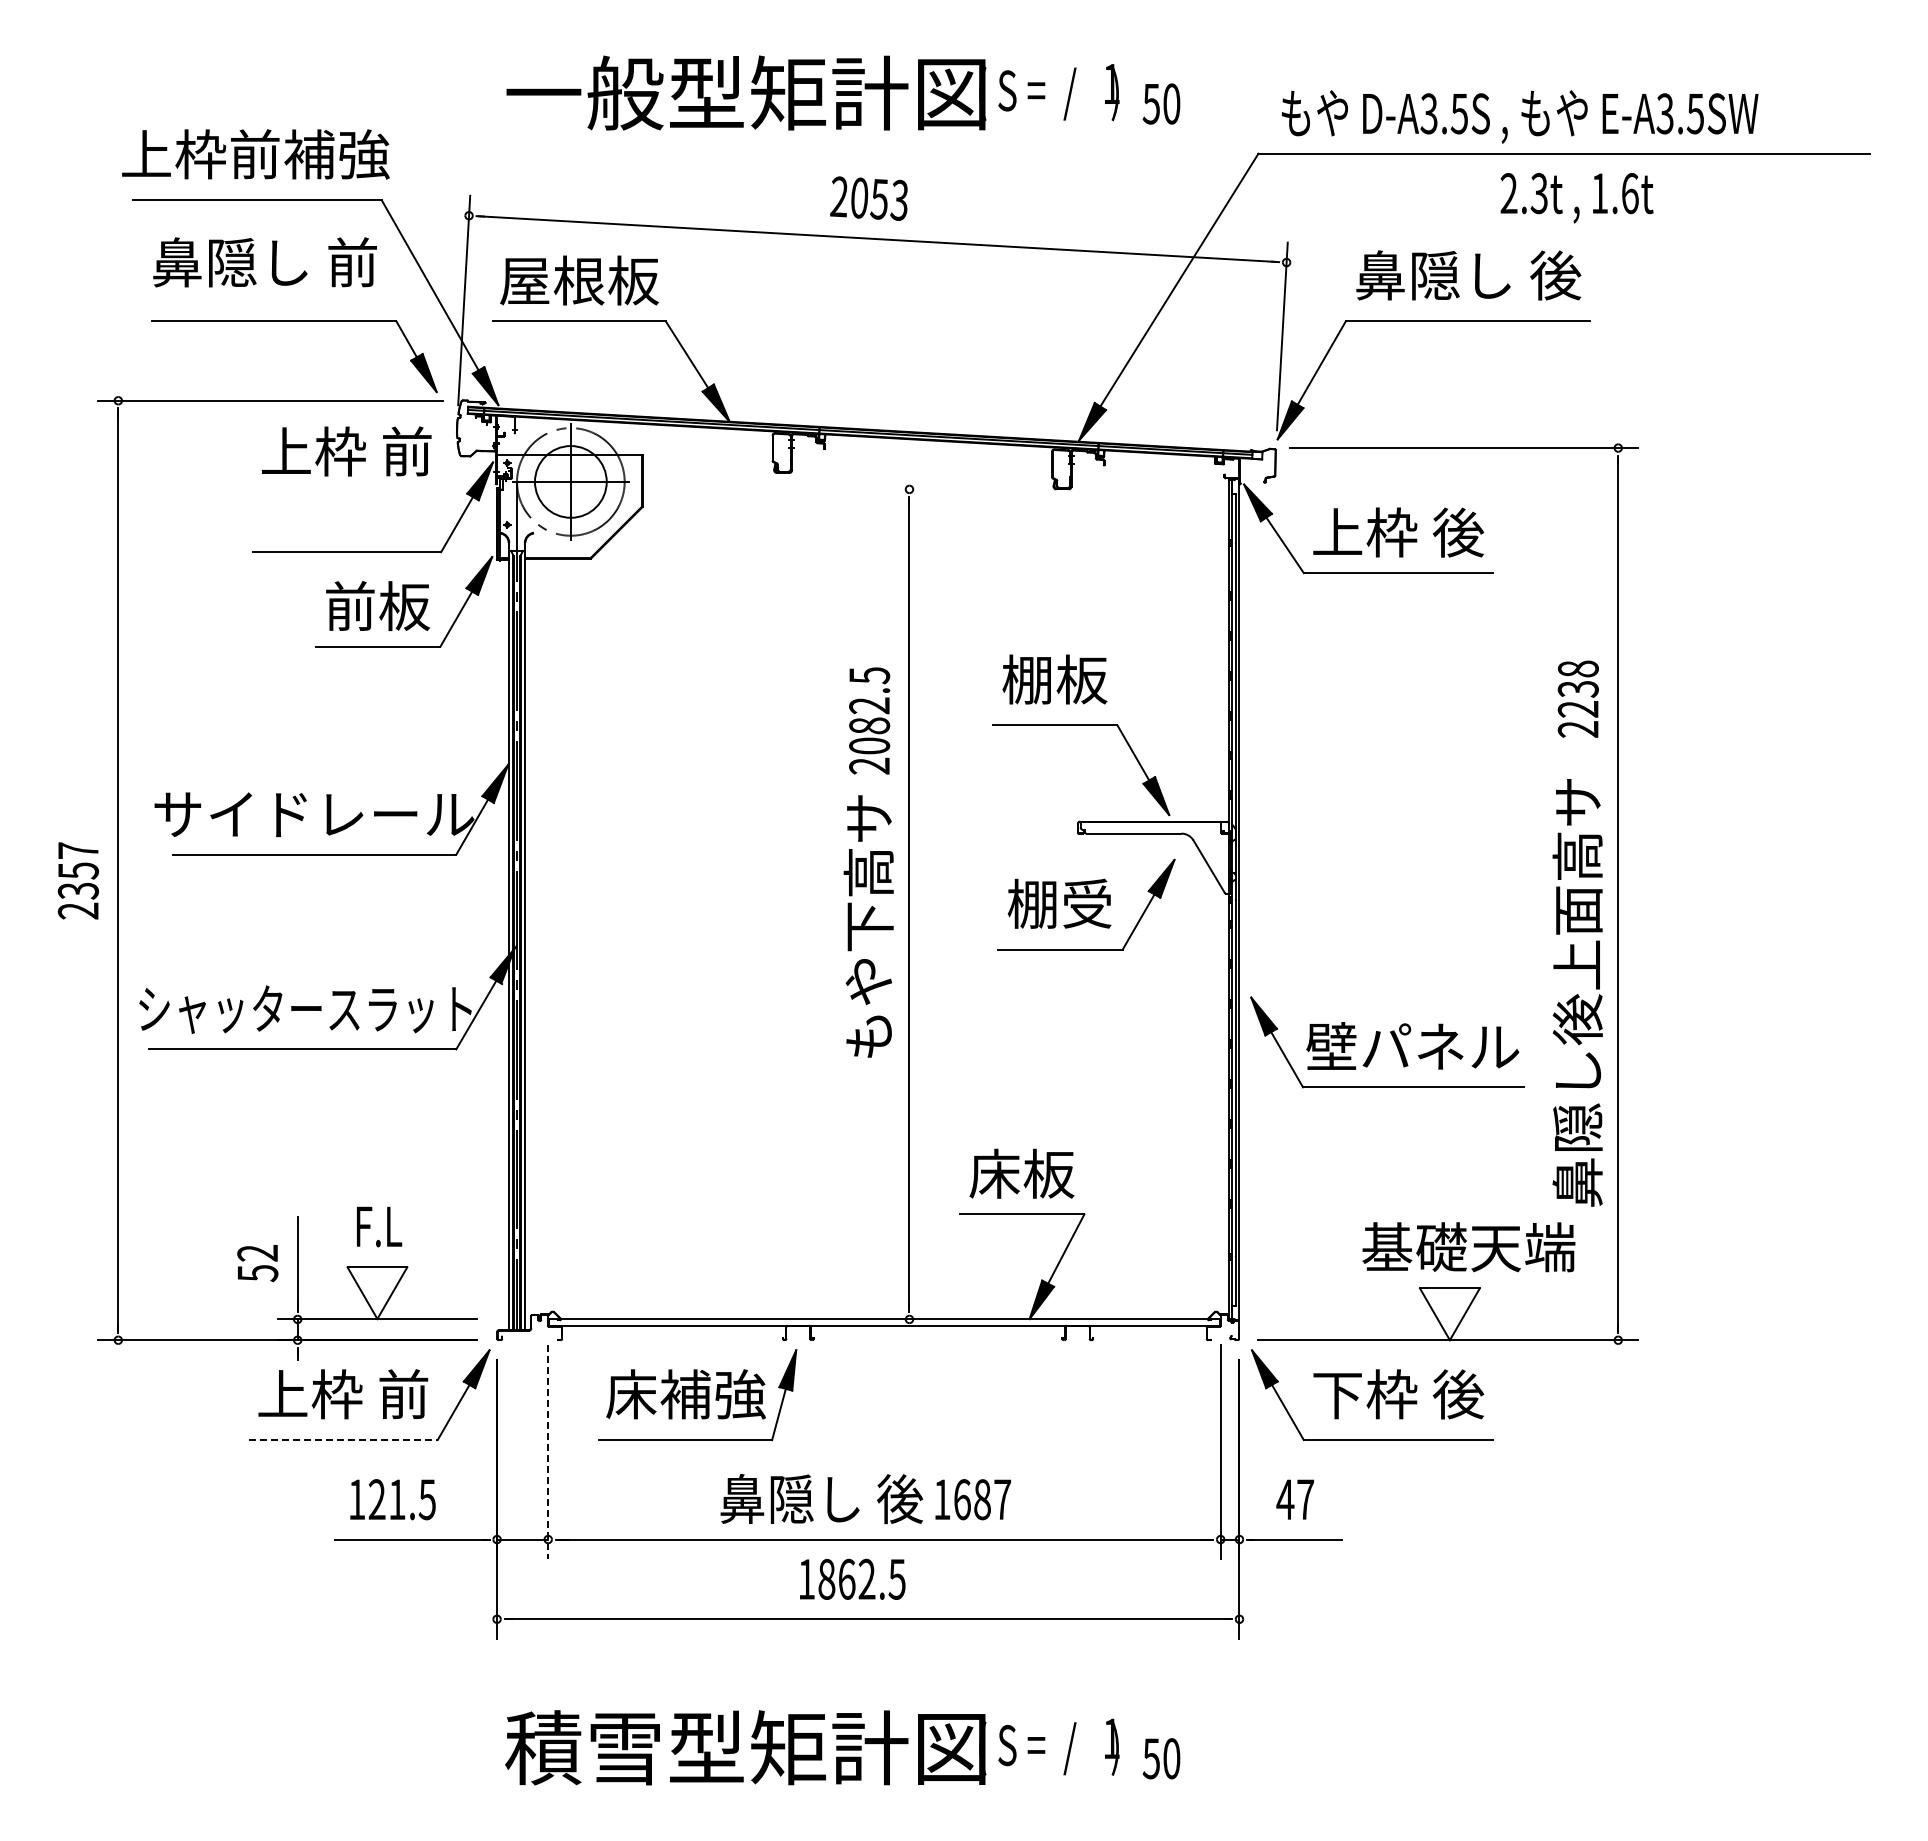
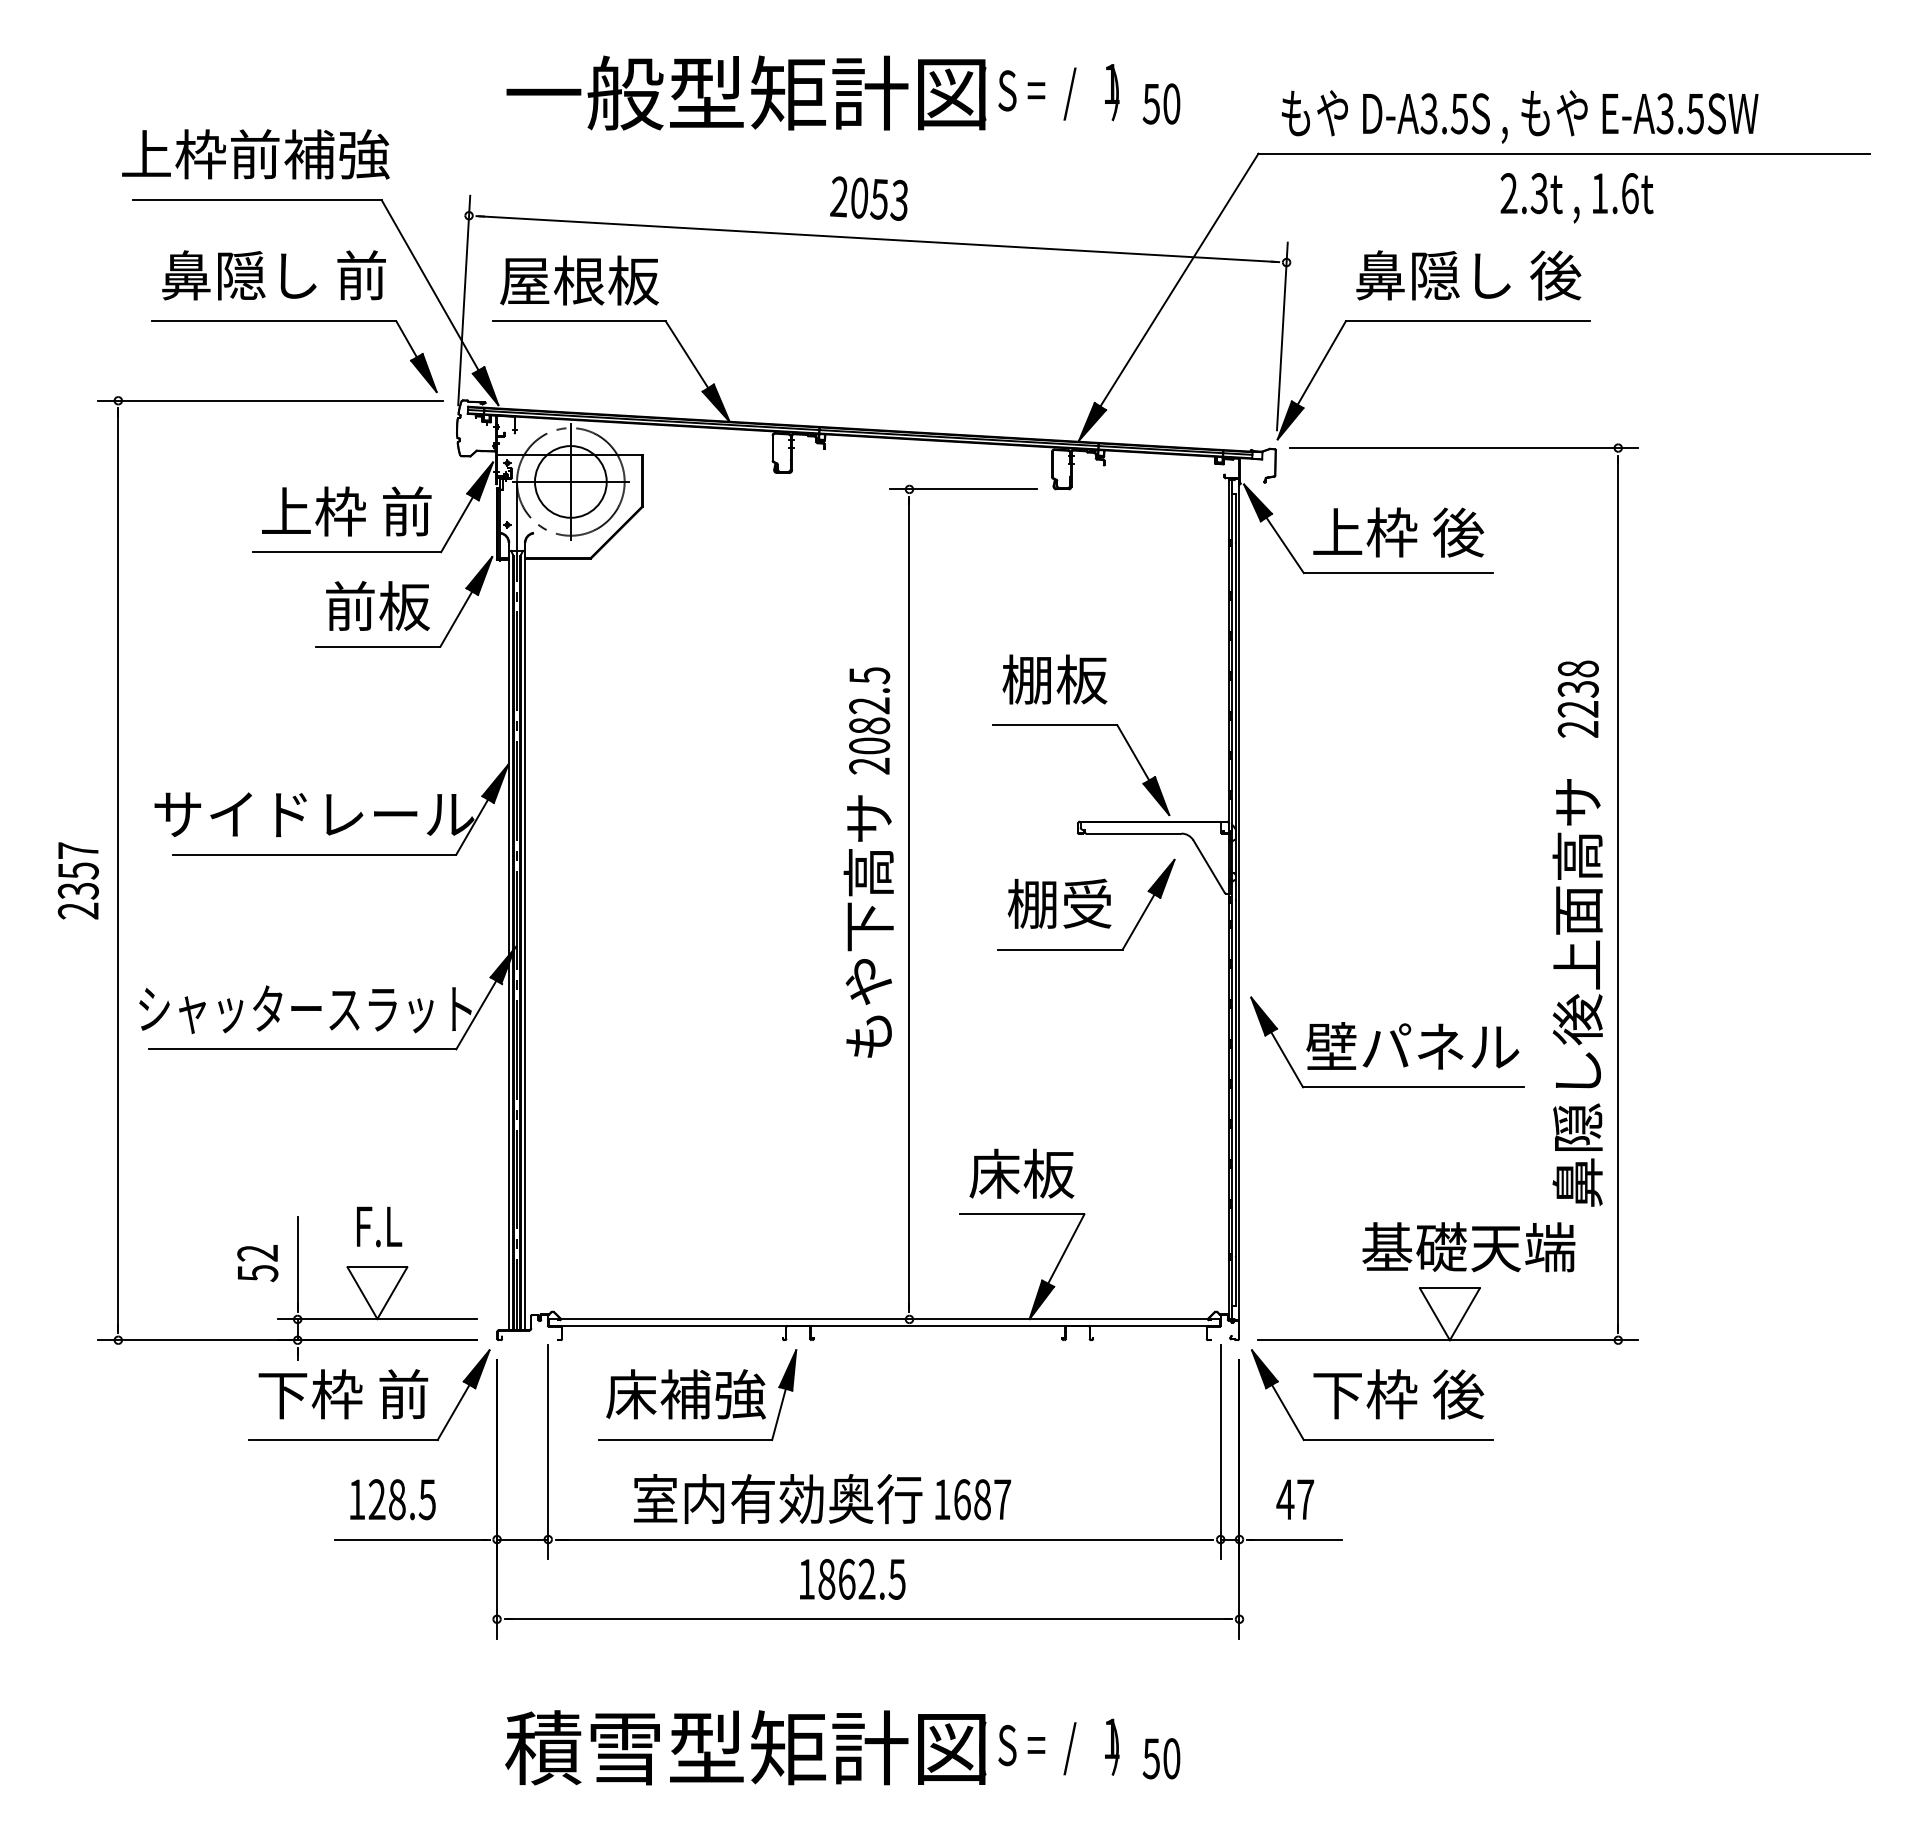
text position: (264, 262) -> (273, 275) (273, 275)
text position: (346, 451) -> (346, 511) (346, 511)
line: none -> present (962, 489)
text: 上枠 前 -> 下枠 前 (282, 1394)
line: dashed -> solid (343, 1440)
line: dashed -> solid (548, 1452)
text: 鼻隠し 後 -> 室内有効奥行 (778, 1498)
text: 121.5 -> 128.5 (397, 1499)
